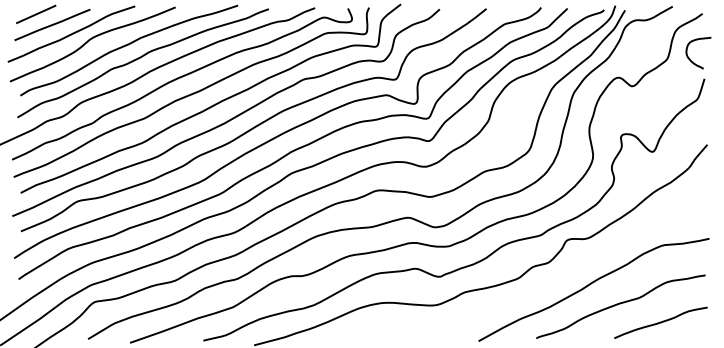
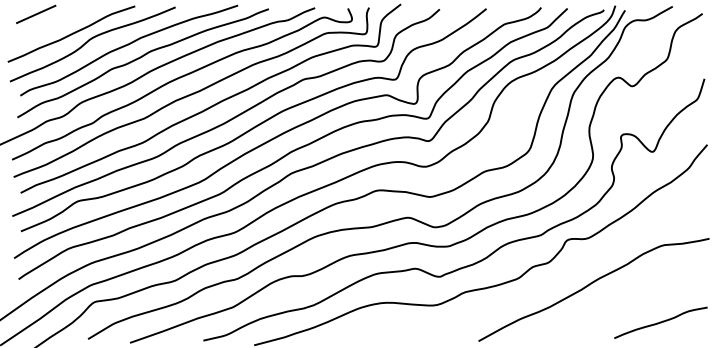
line: present -> none (52, 24)
curve: present -> none (690, 58)
curve: present -> none (620, 304)
